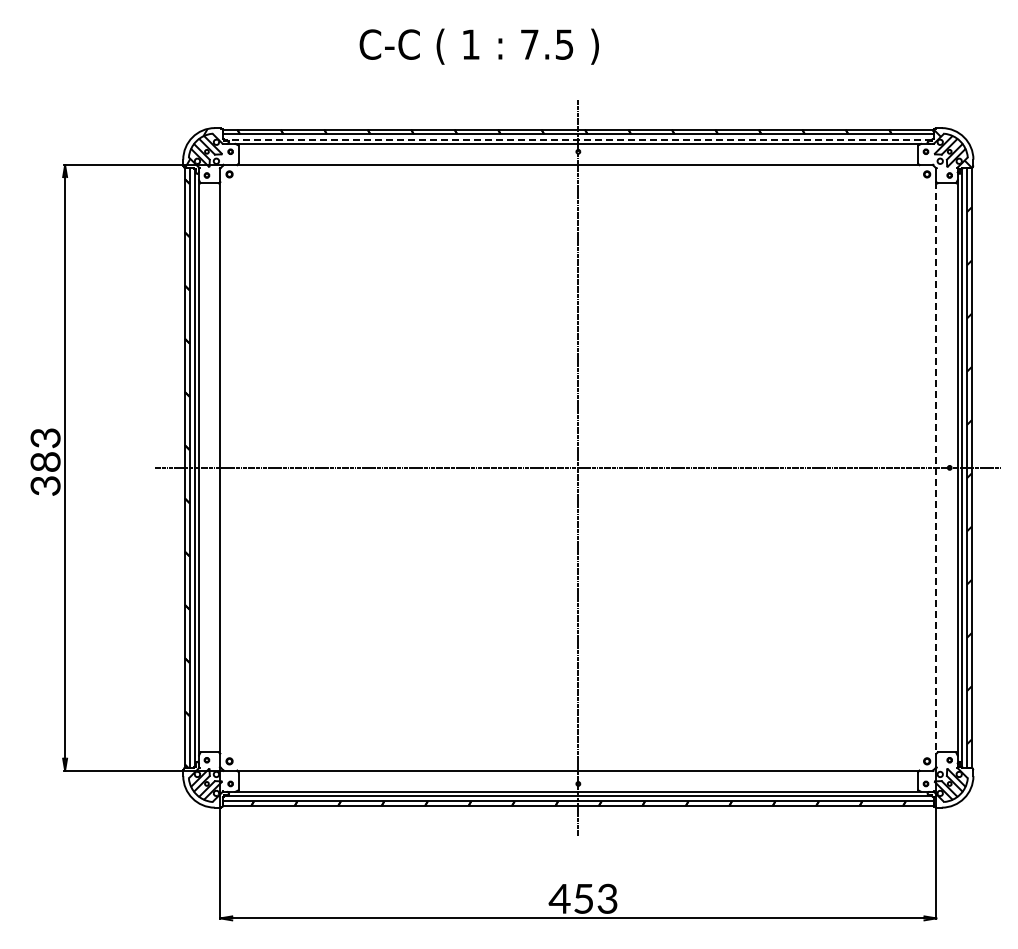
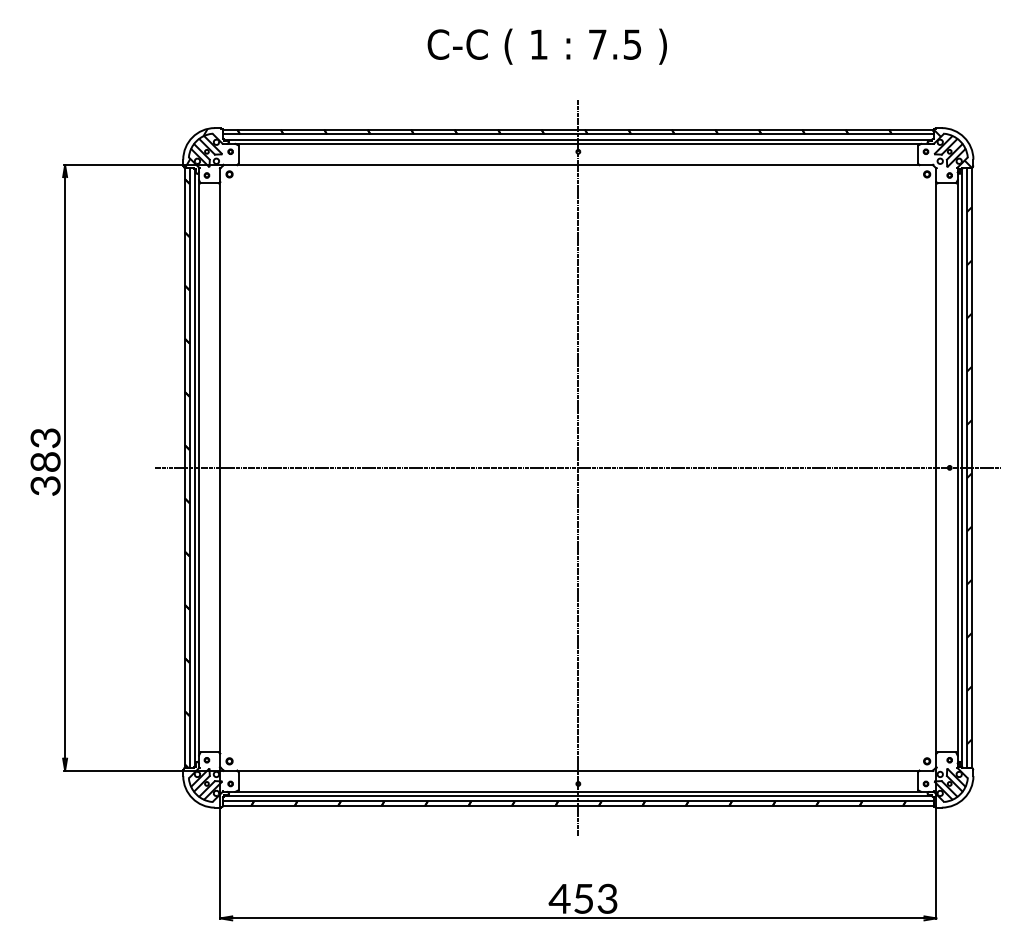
text position: (478, 46) -> (546, 46) (546, 46)
line: dashed -> solid (578, 139)
line: dashed -> solid (936, 468)
